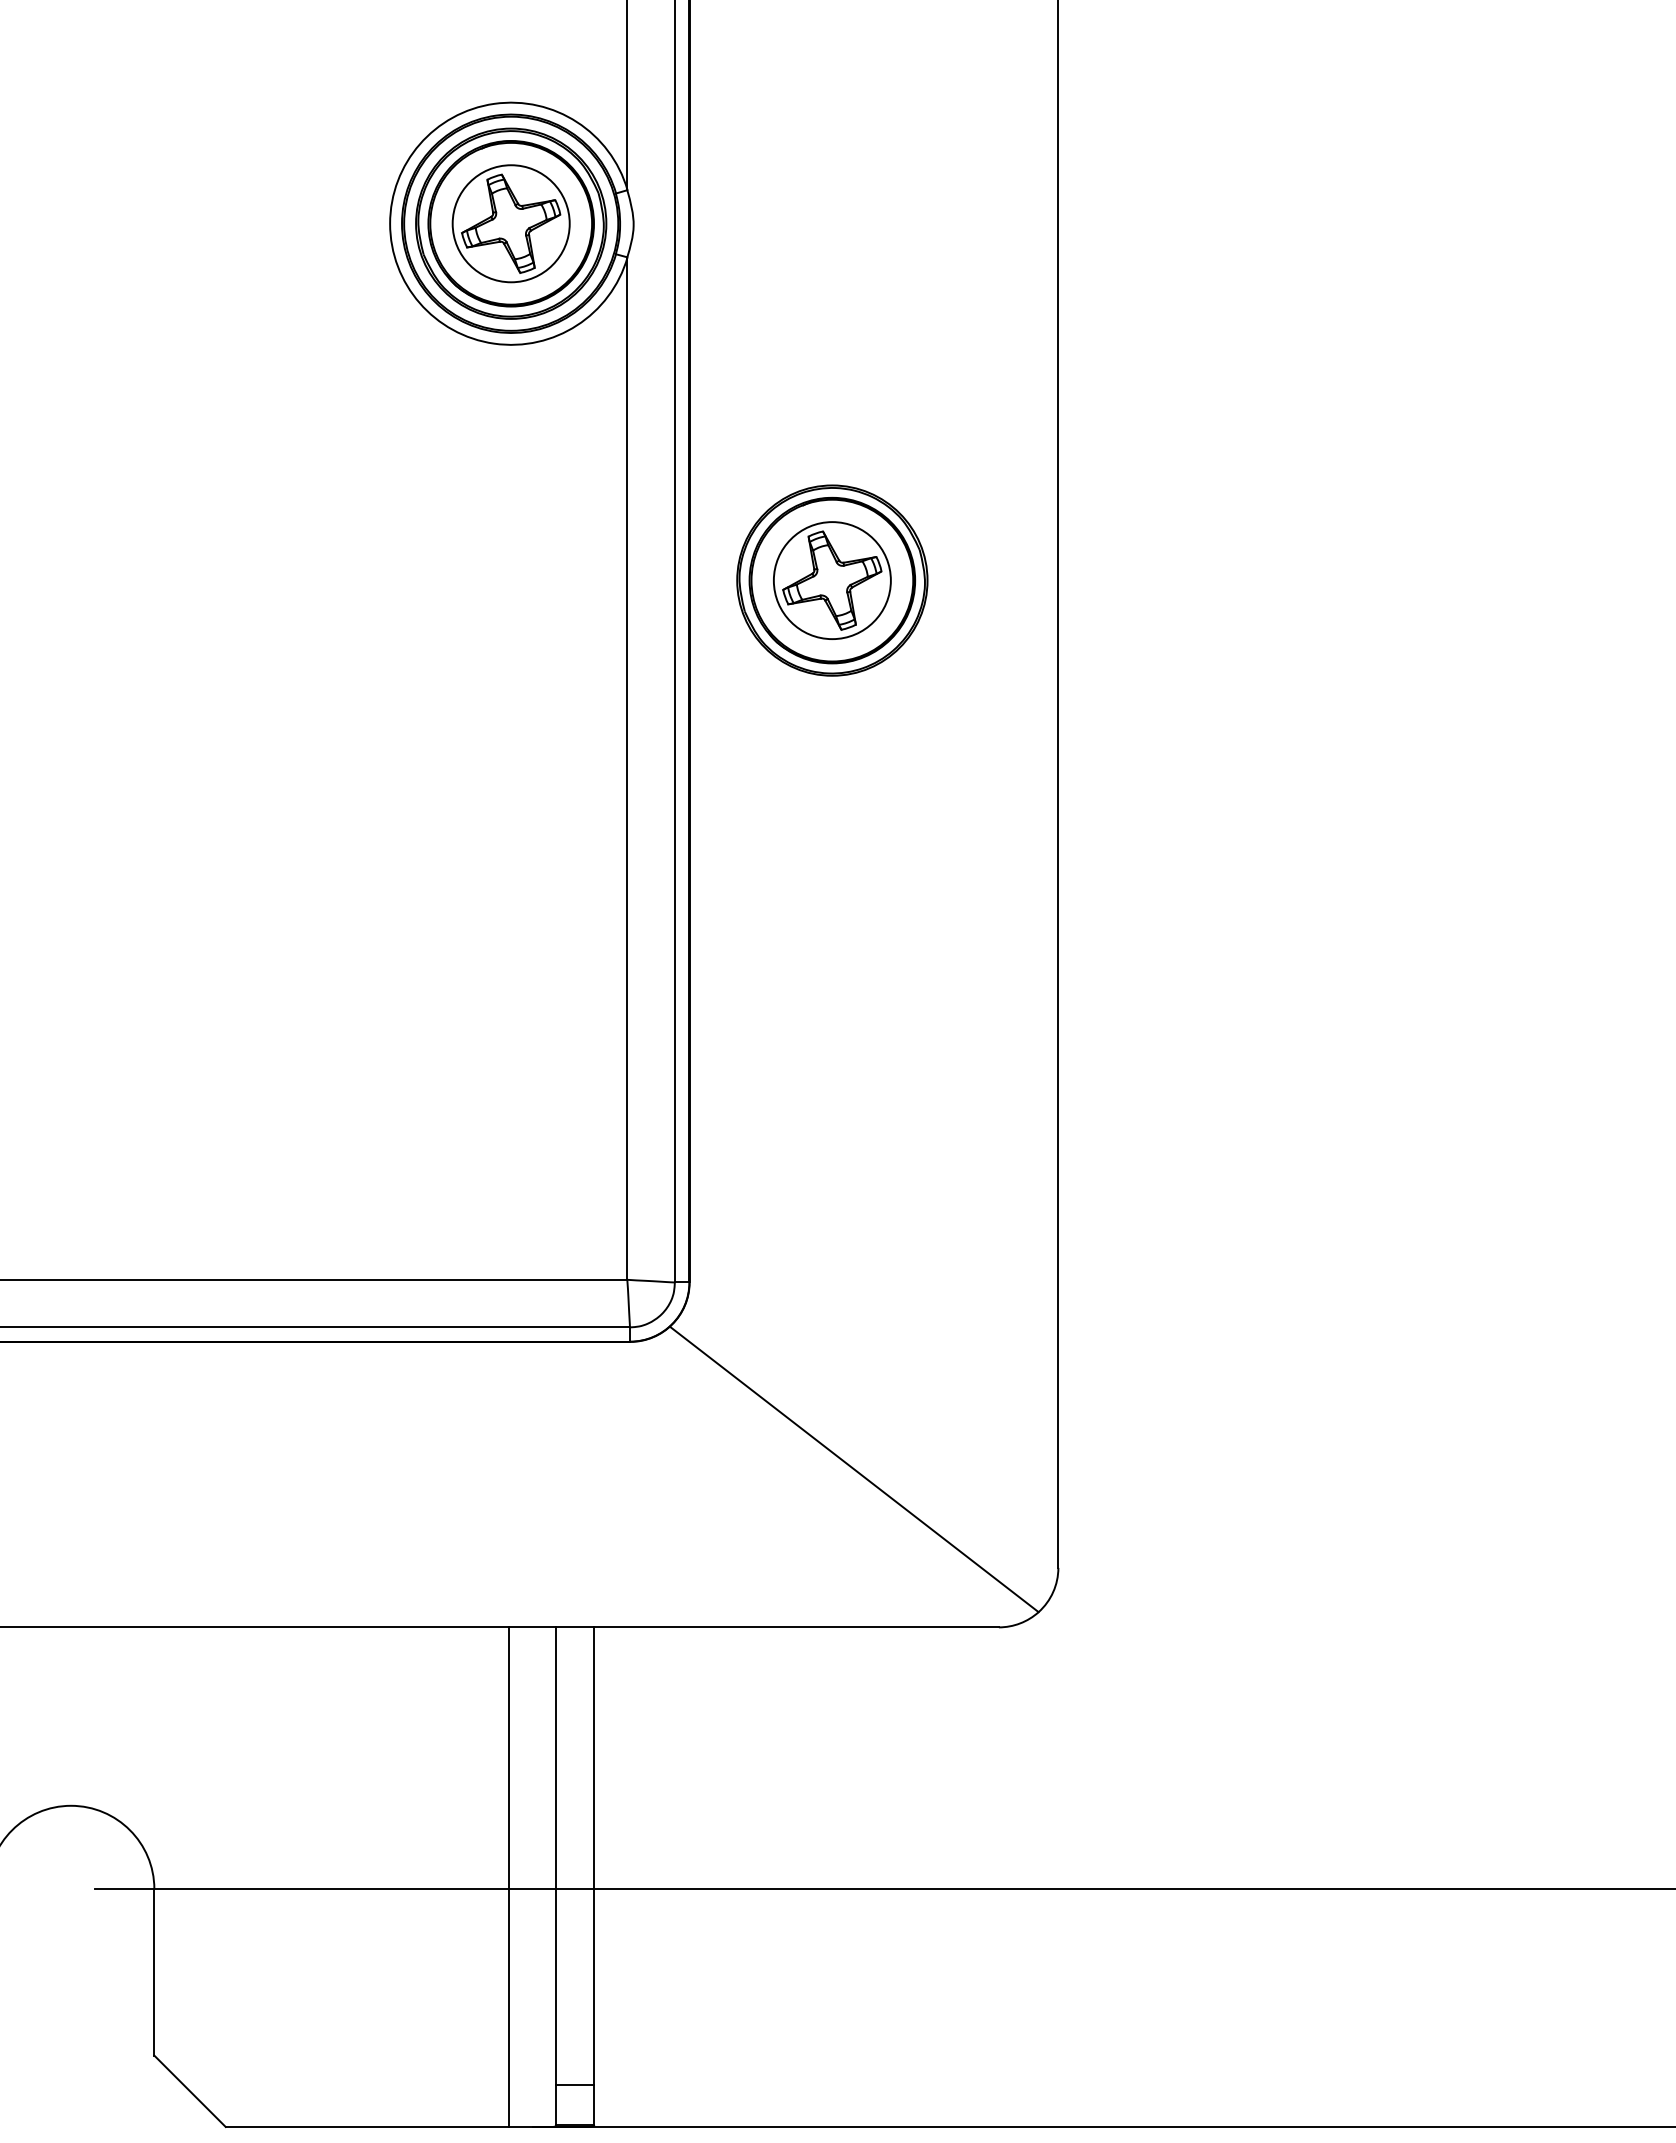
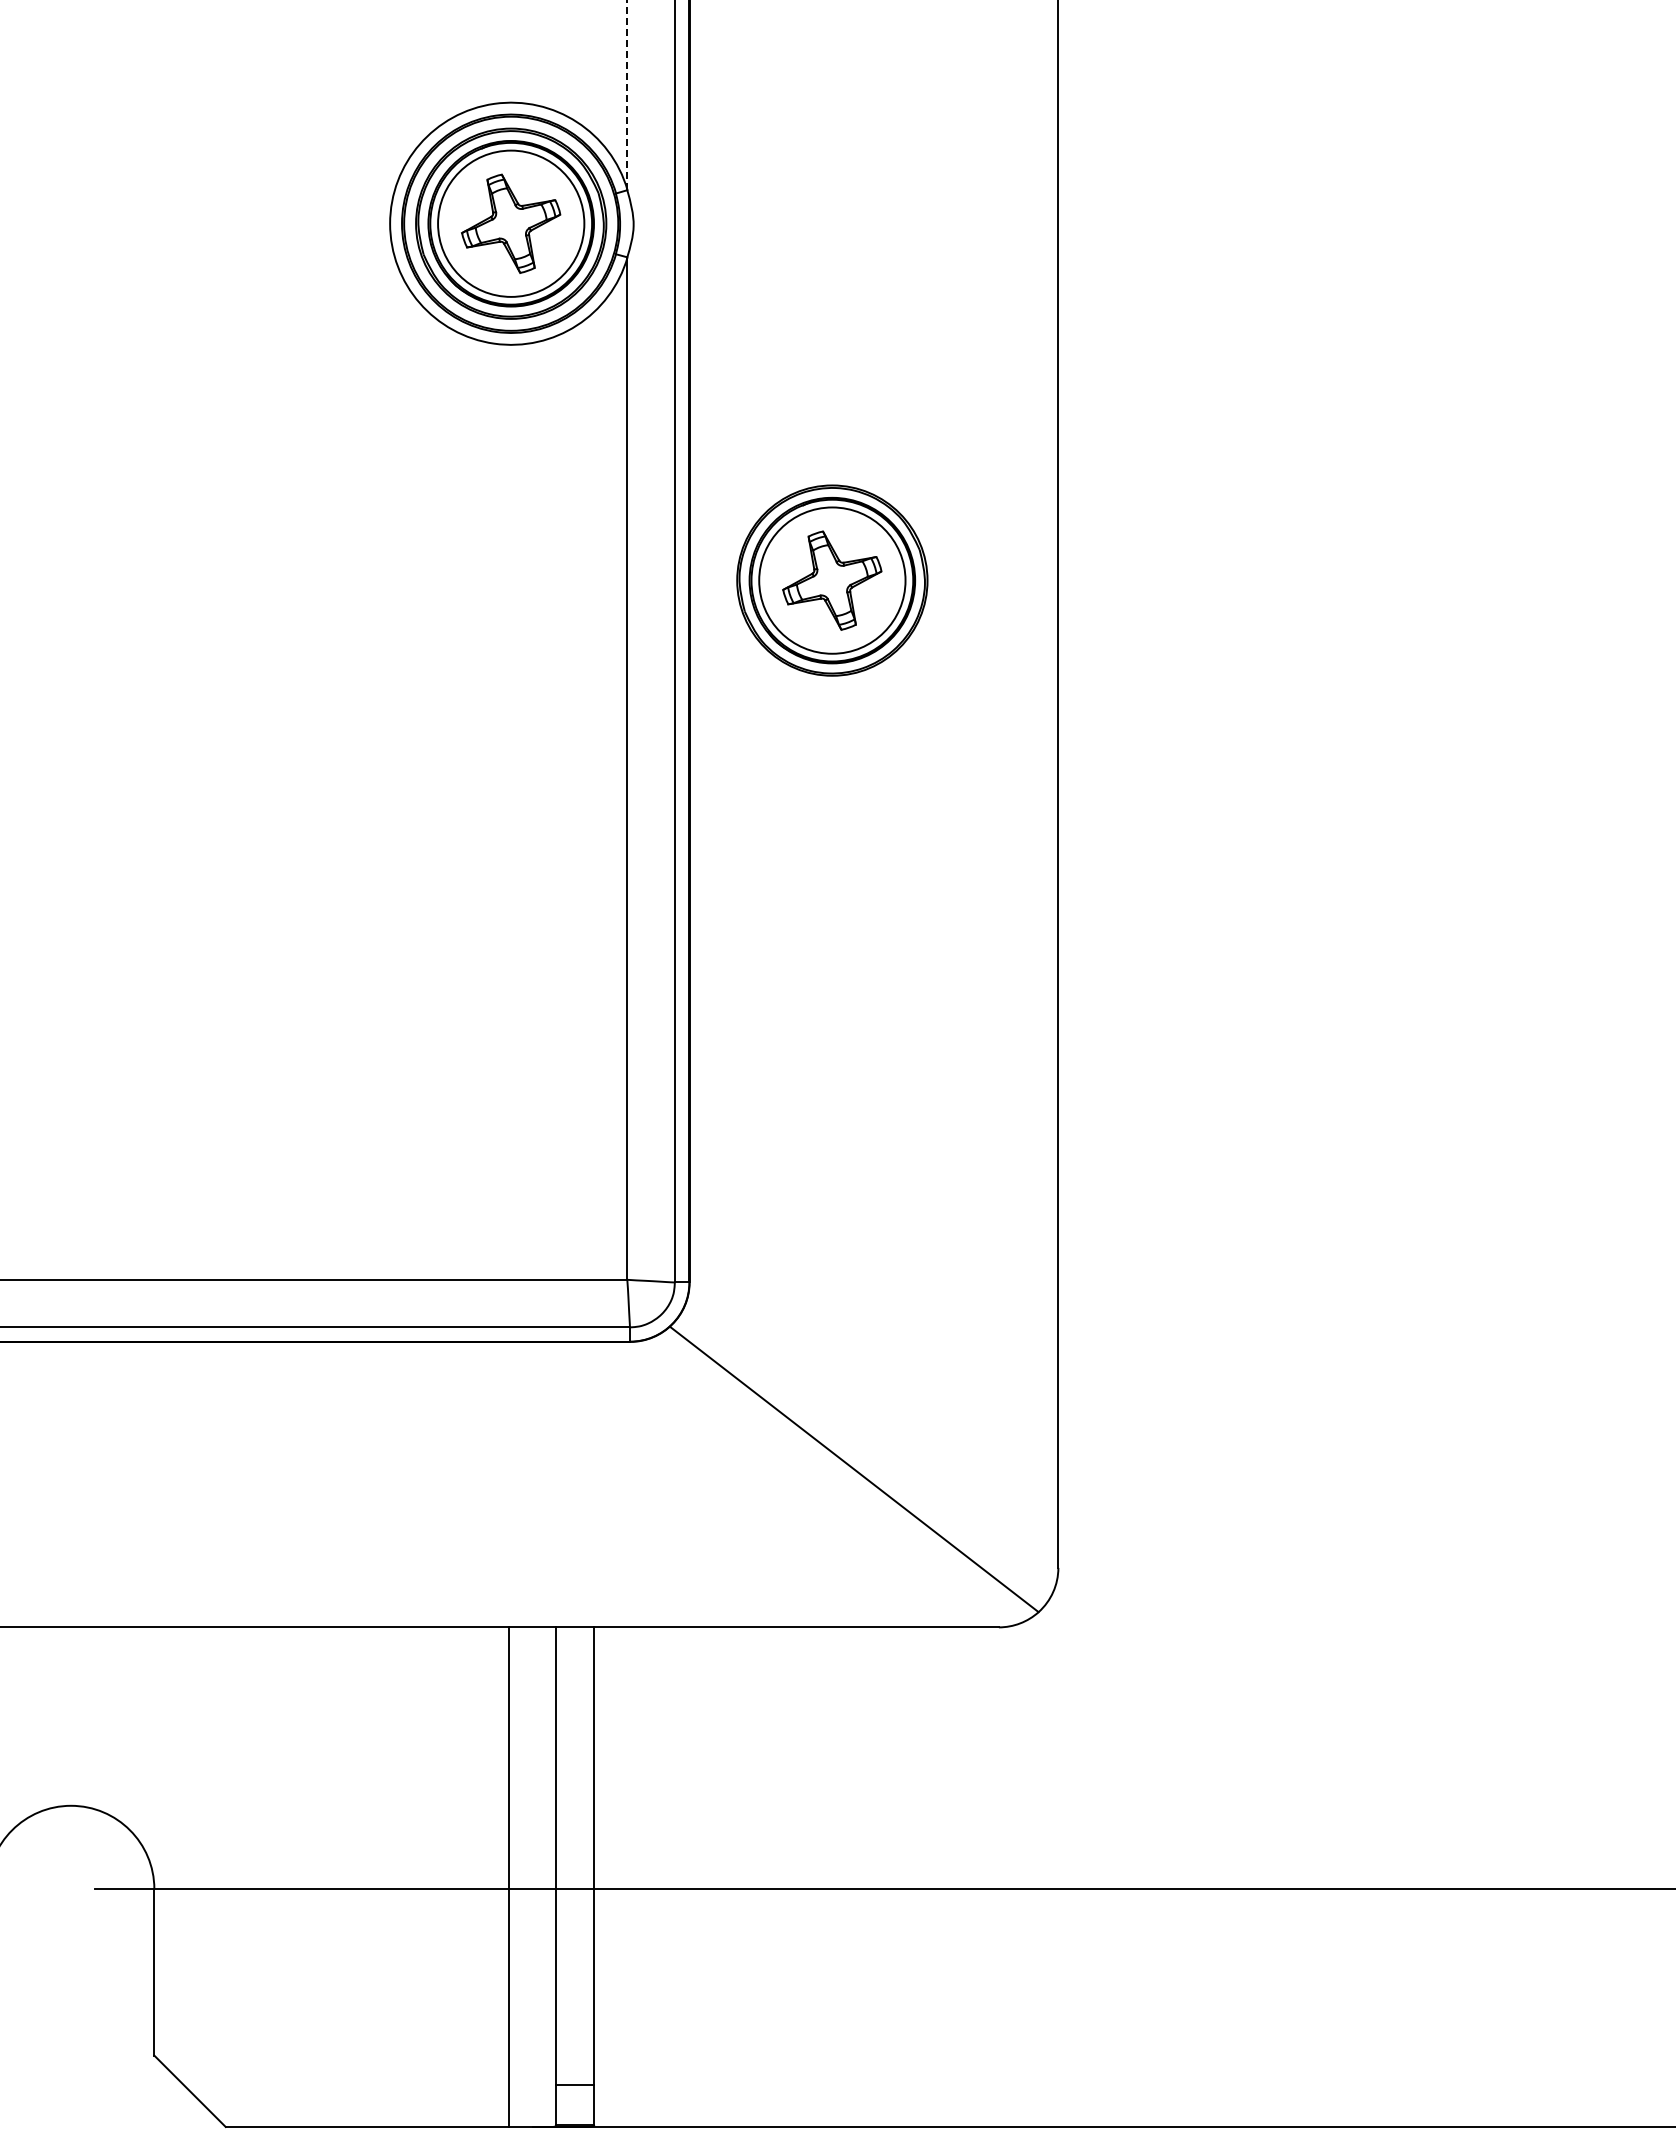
line: solid -> dashed (627, 95)
circle diameter: 117 px -> 146 px (511, 223)
circle diameter: 117 px -> 146 px (832, 580)
